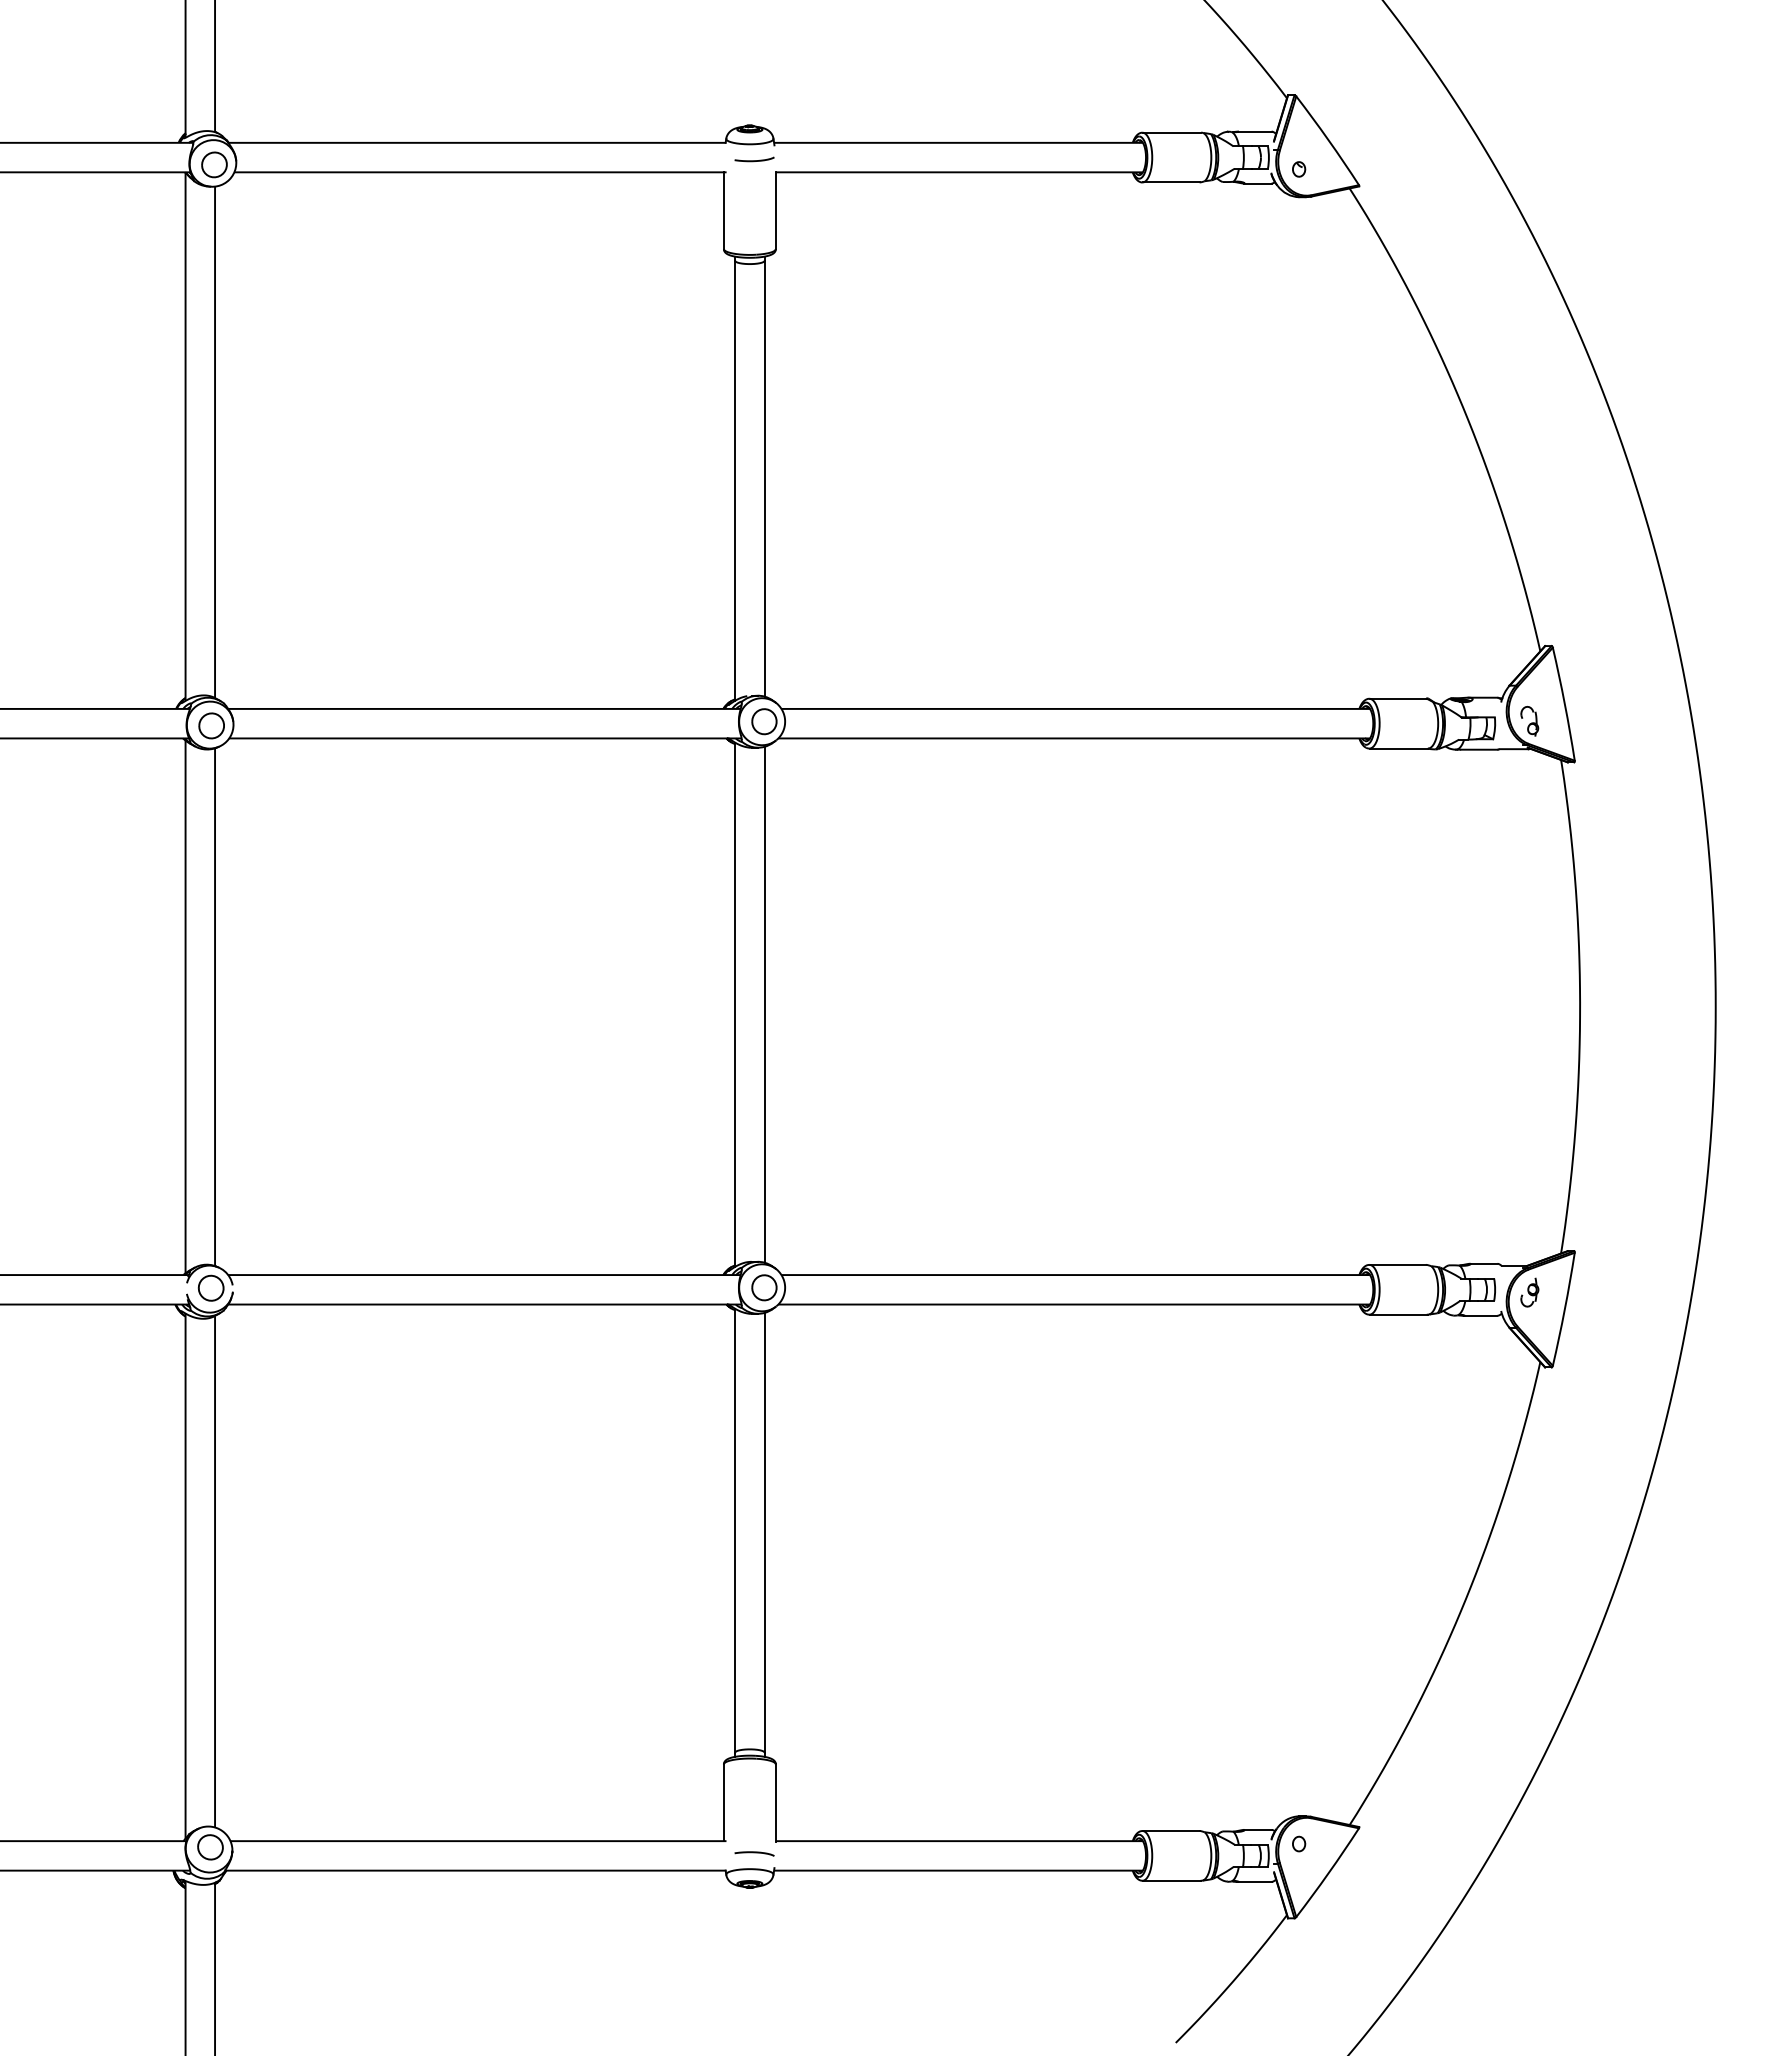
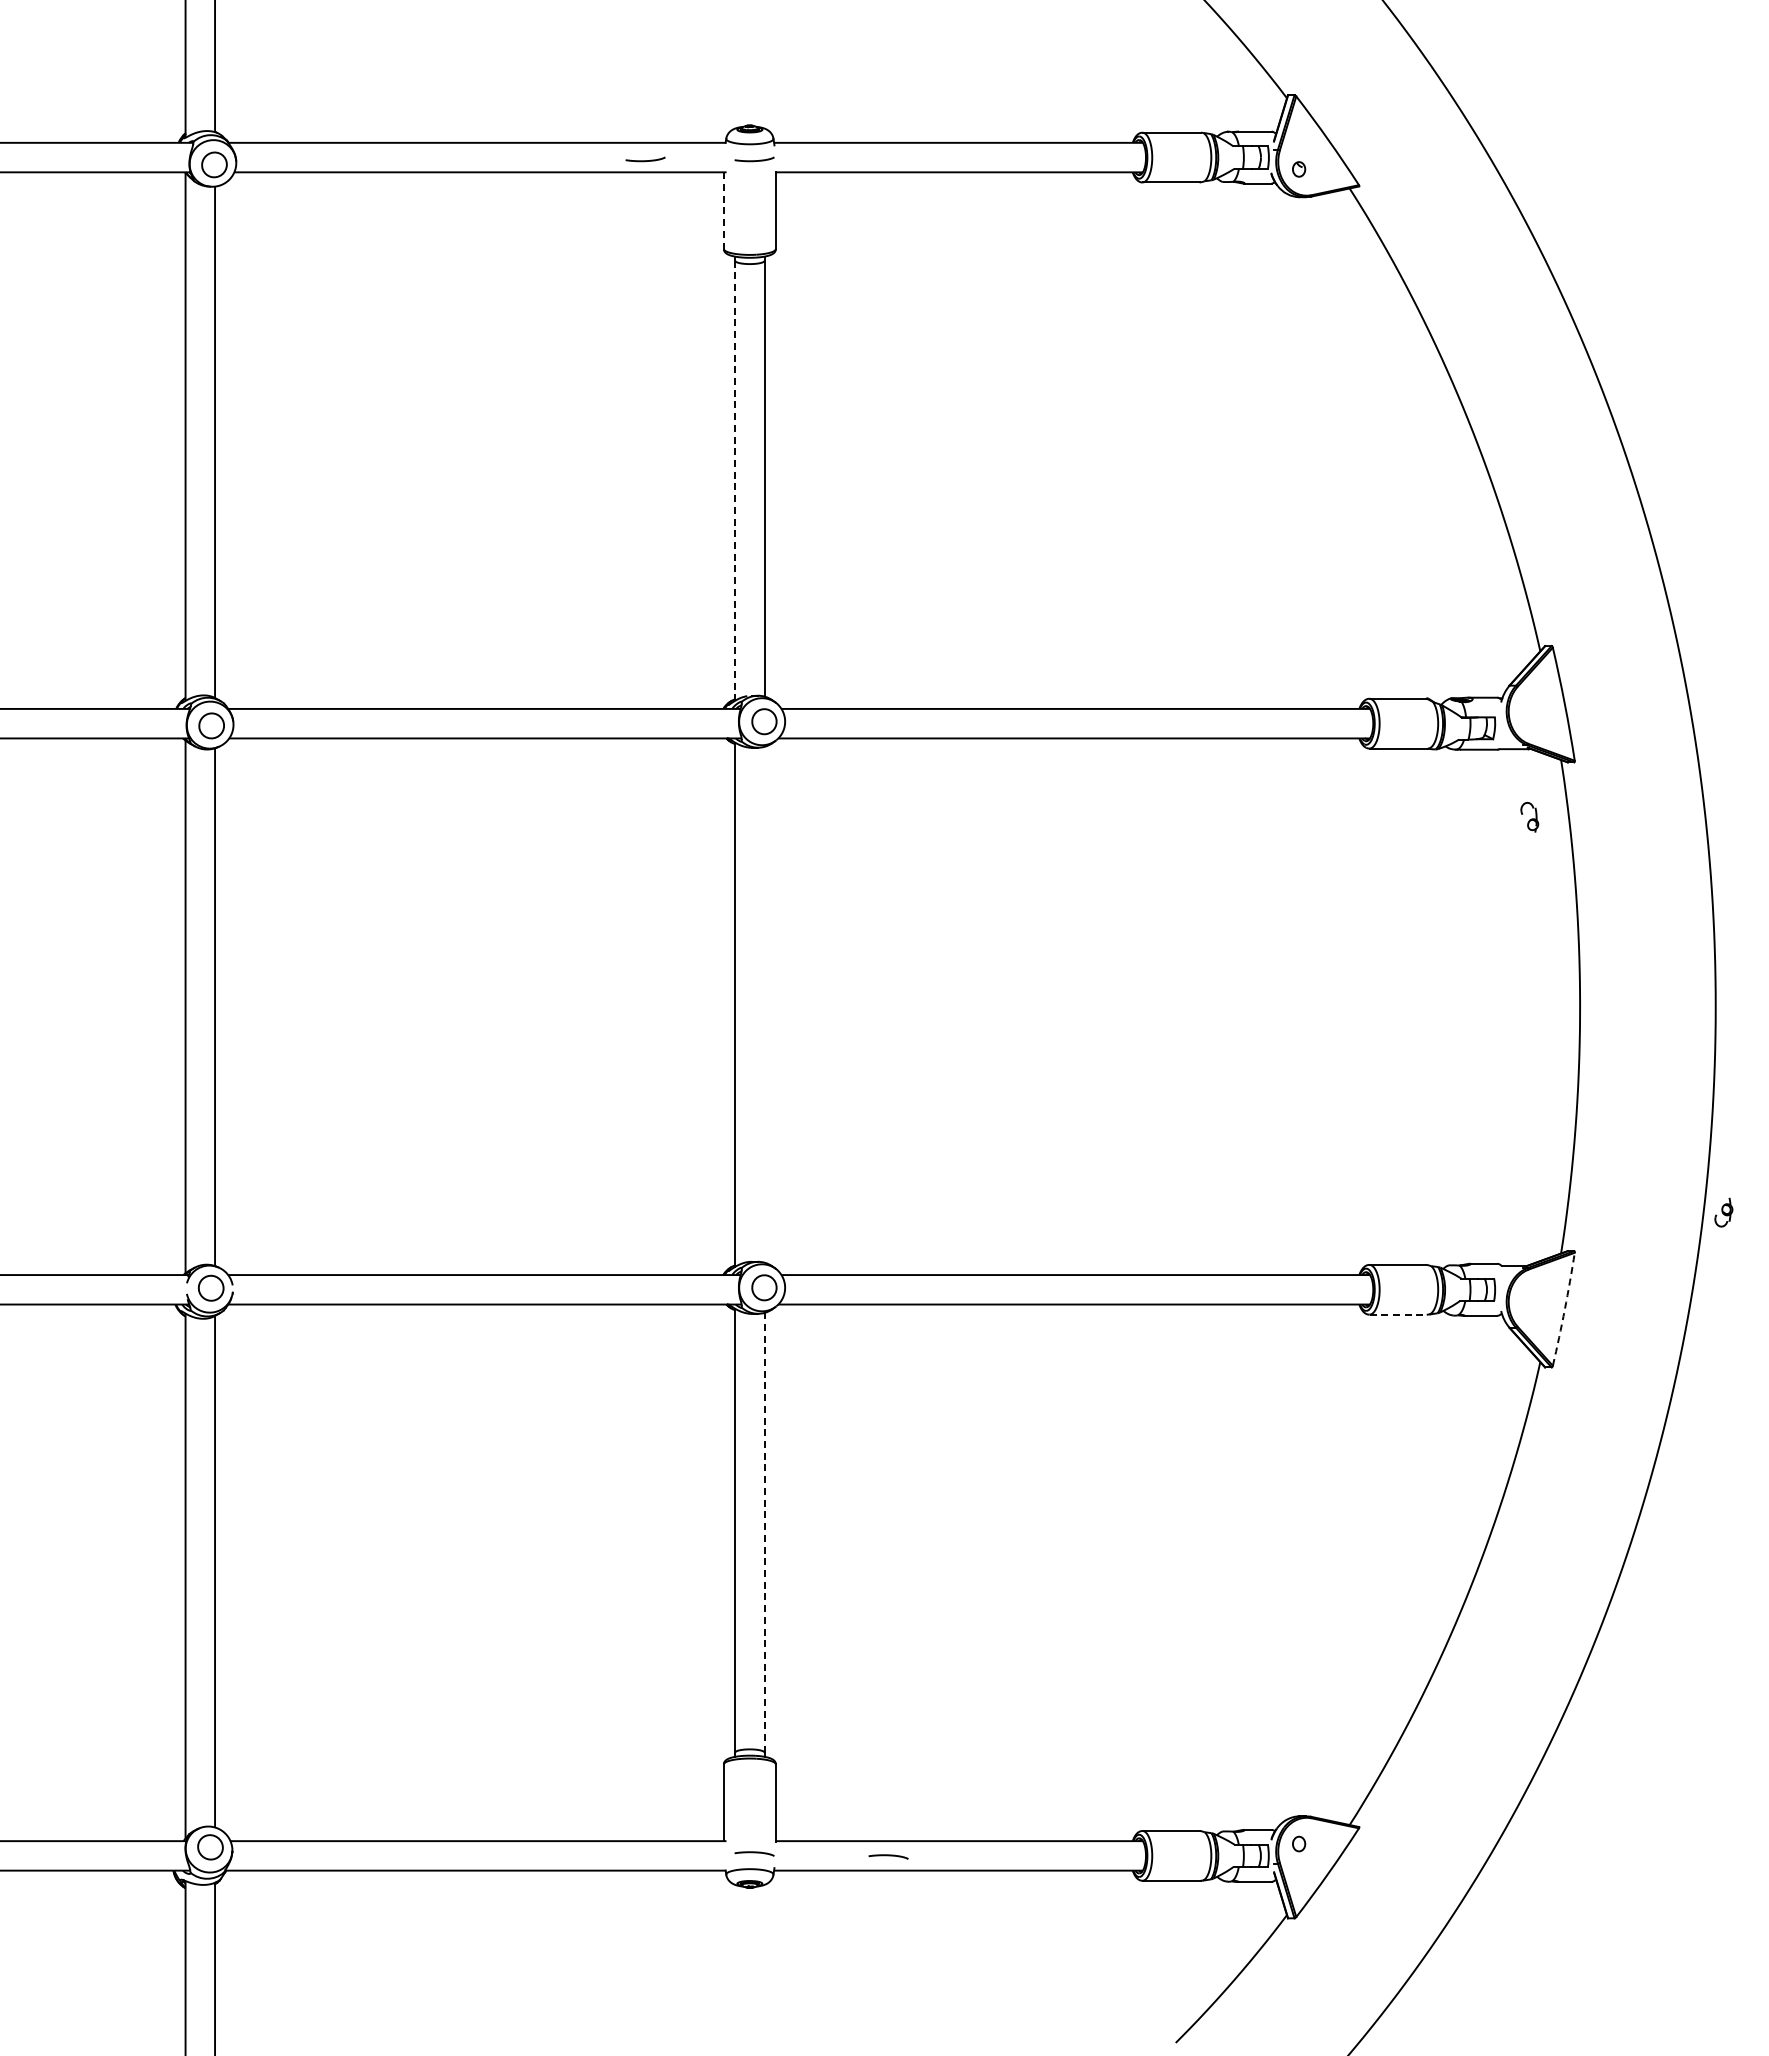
curve: none -> present (645, 160)
line: solid -> dashed (723, 211)
line: solid -> dashed (735, 480)
part position: (1529, 721) -> (1529, 817) (1529, 817)
line: present -> none (764, 1004)
part position: (1529, 1292) -> (1723, 1212) (1723, 1212)
arc: solid -> dashed (1564, 1309)
line: solid -> dashed (1399, 1314)
line: solid -> dashed (764, 1532)
curve: none -> present (888, 1856)
